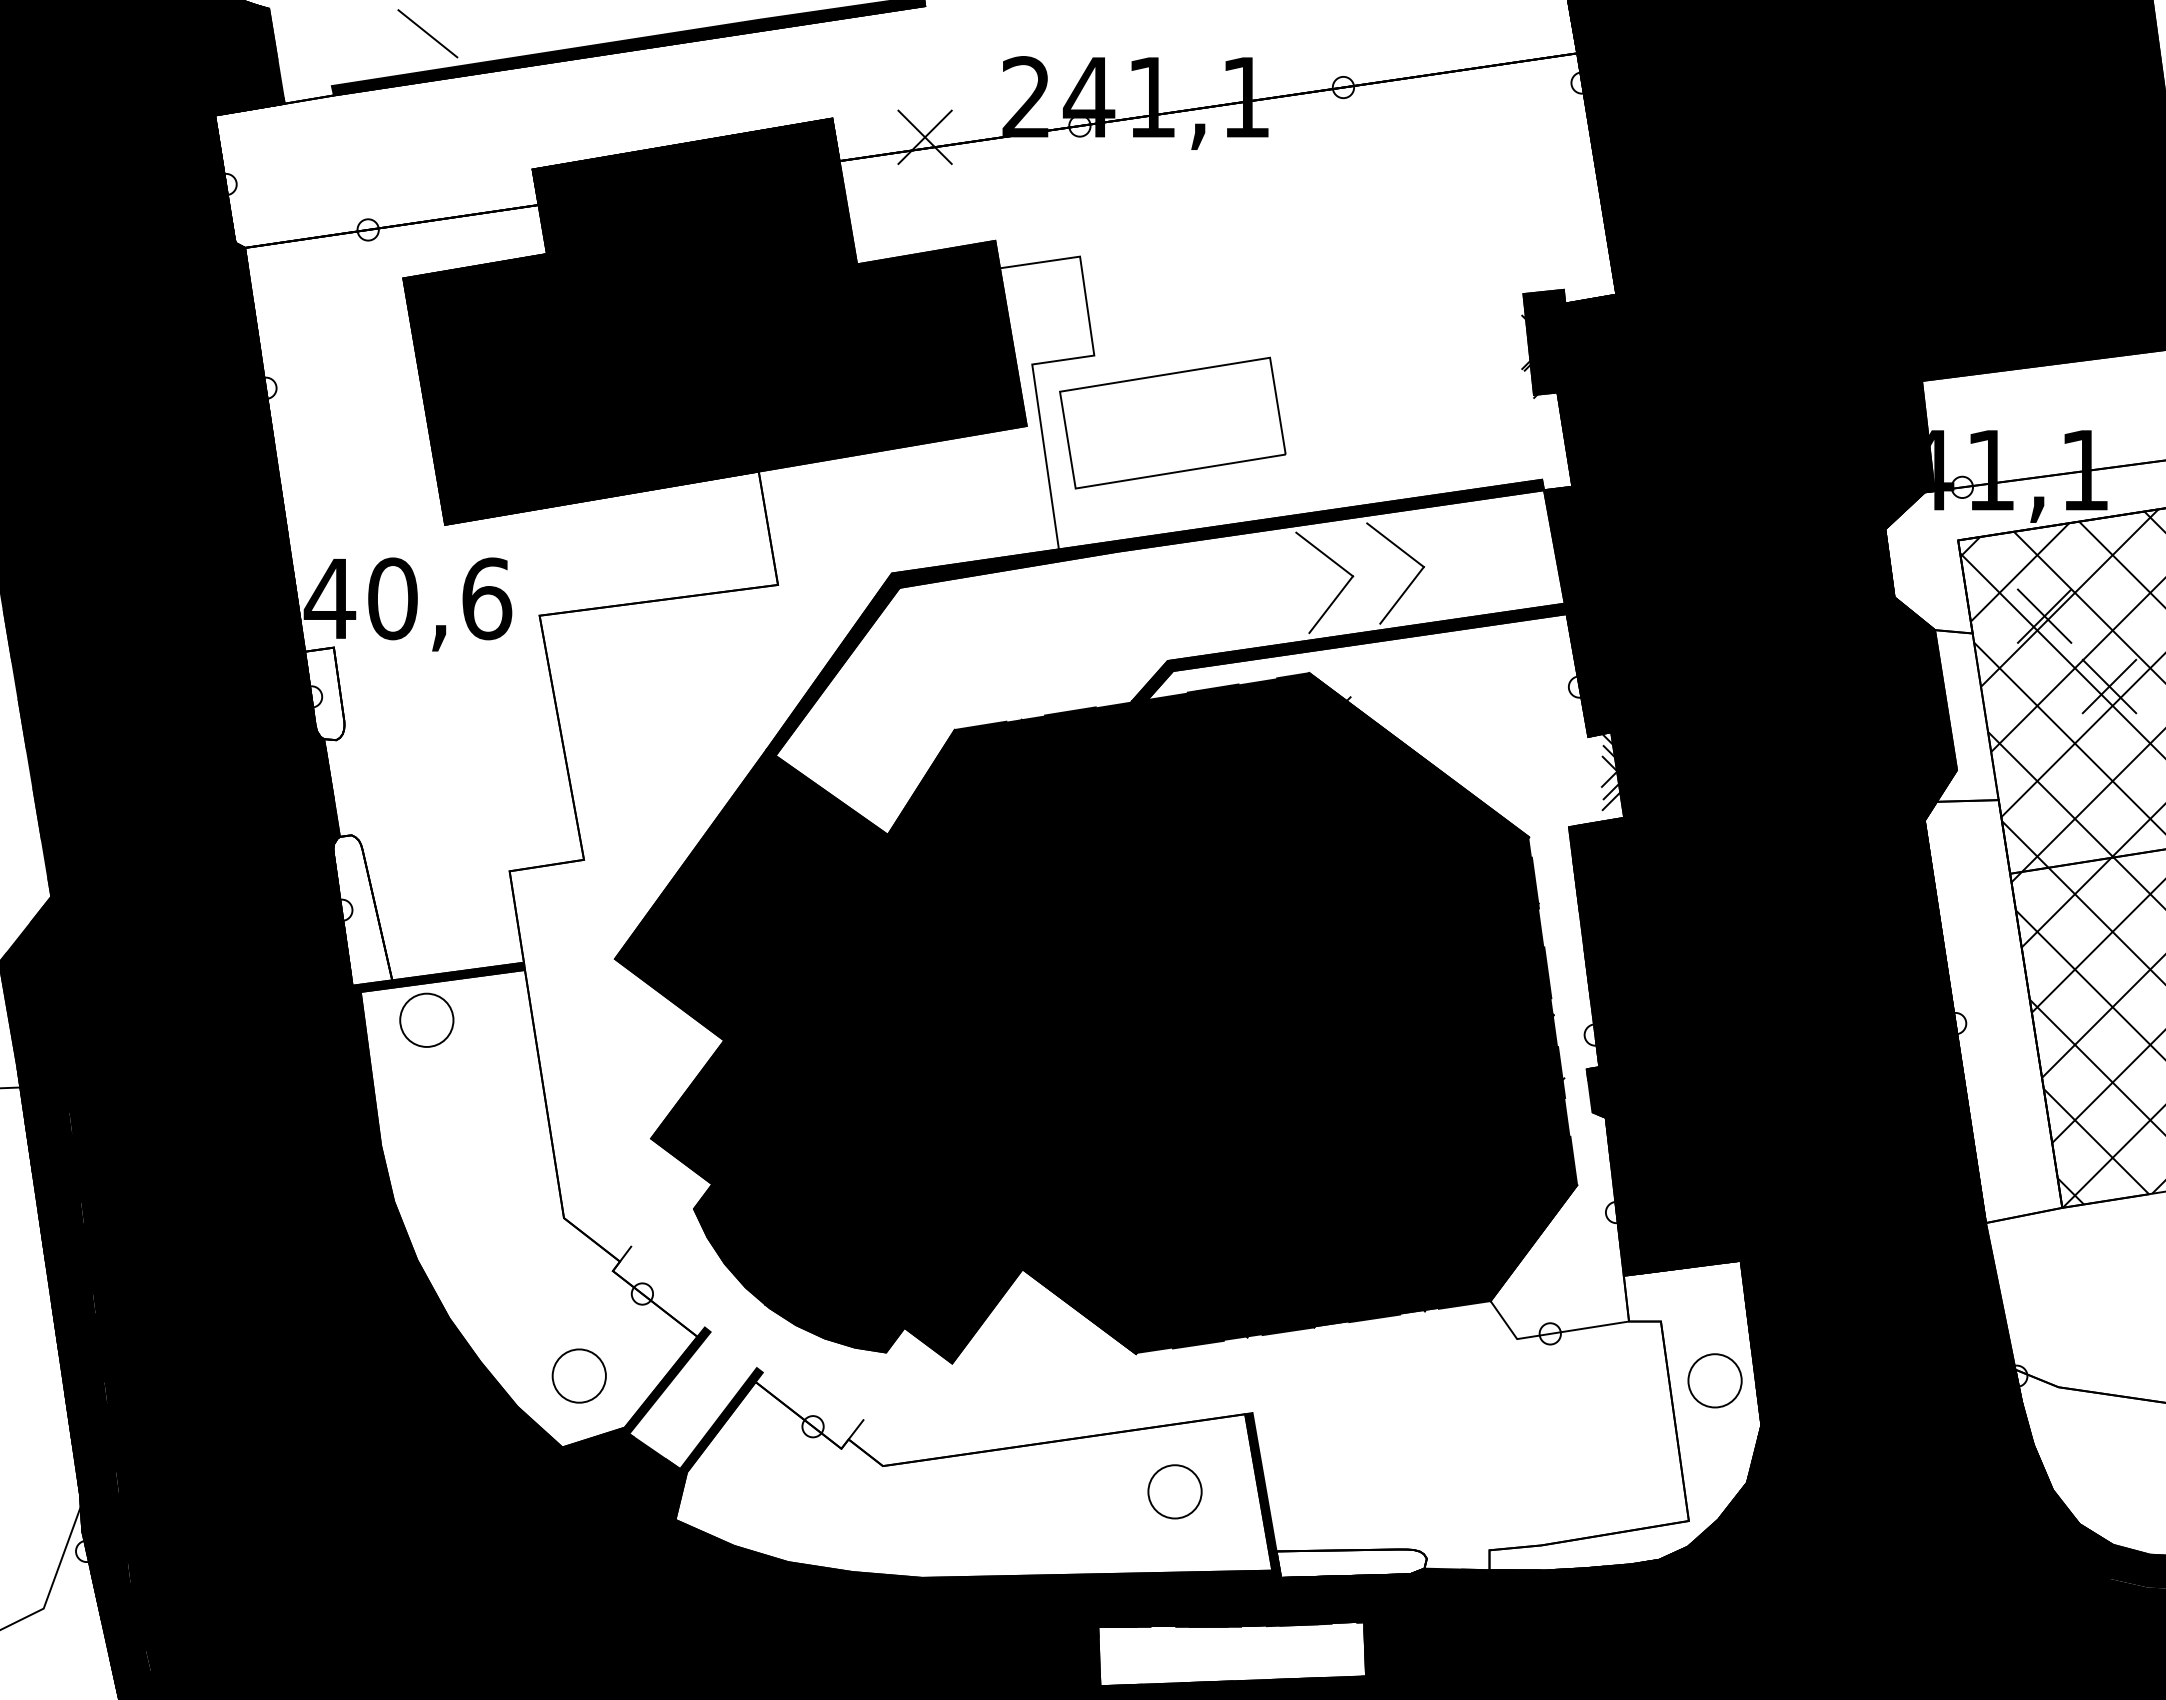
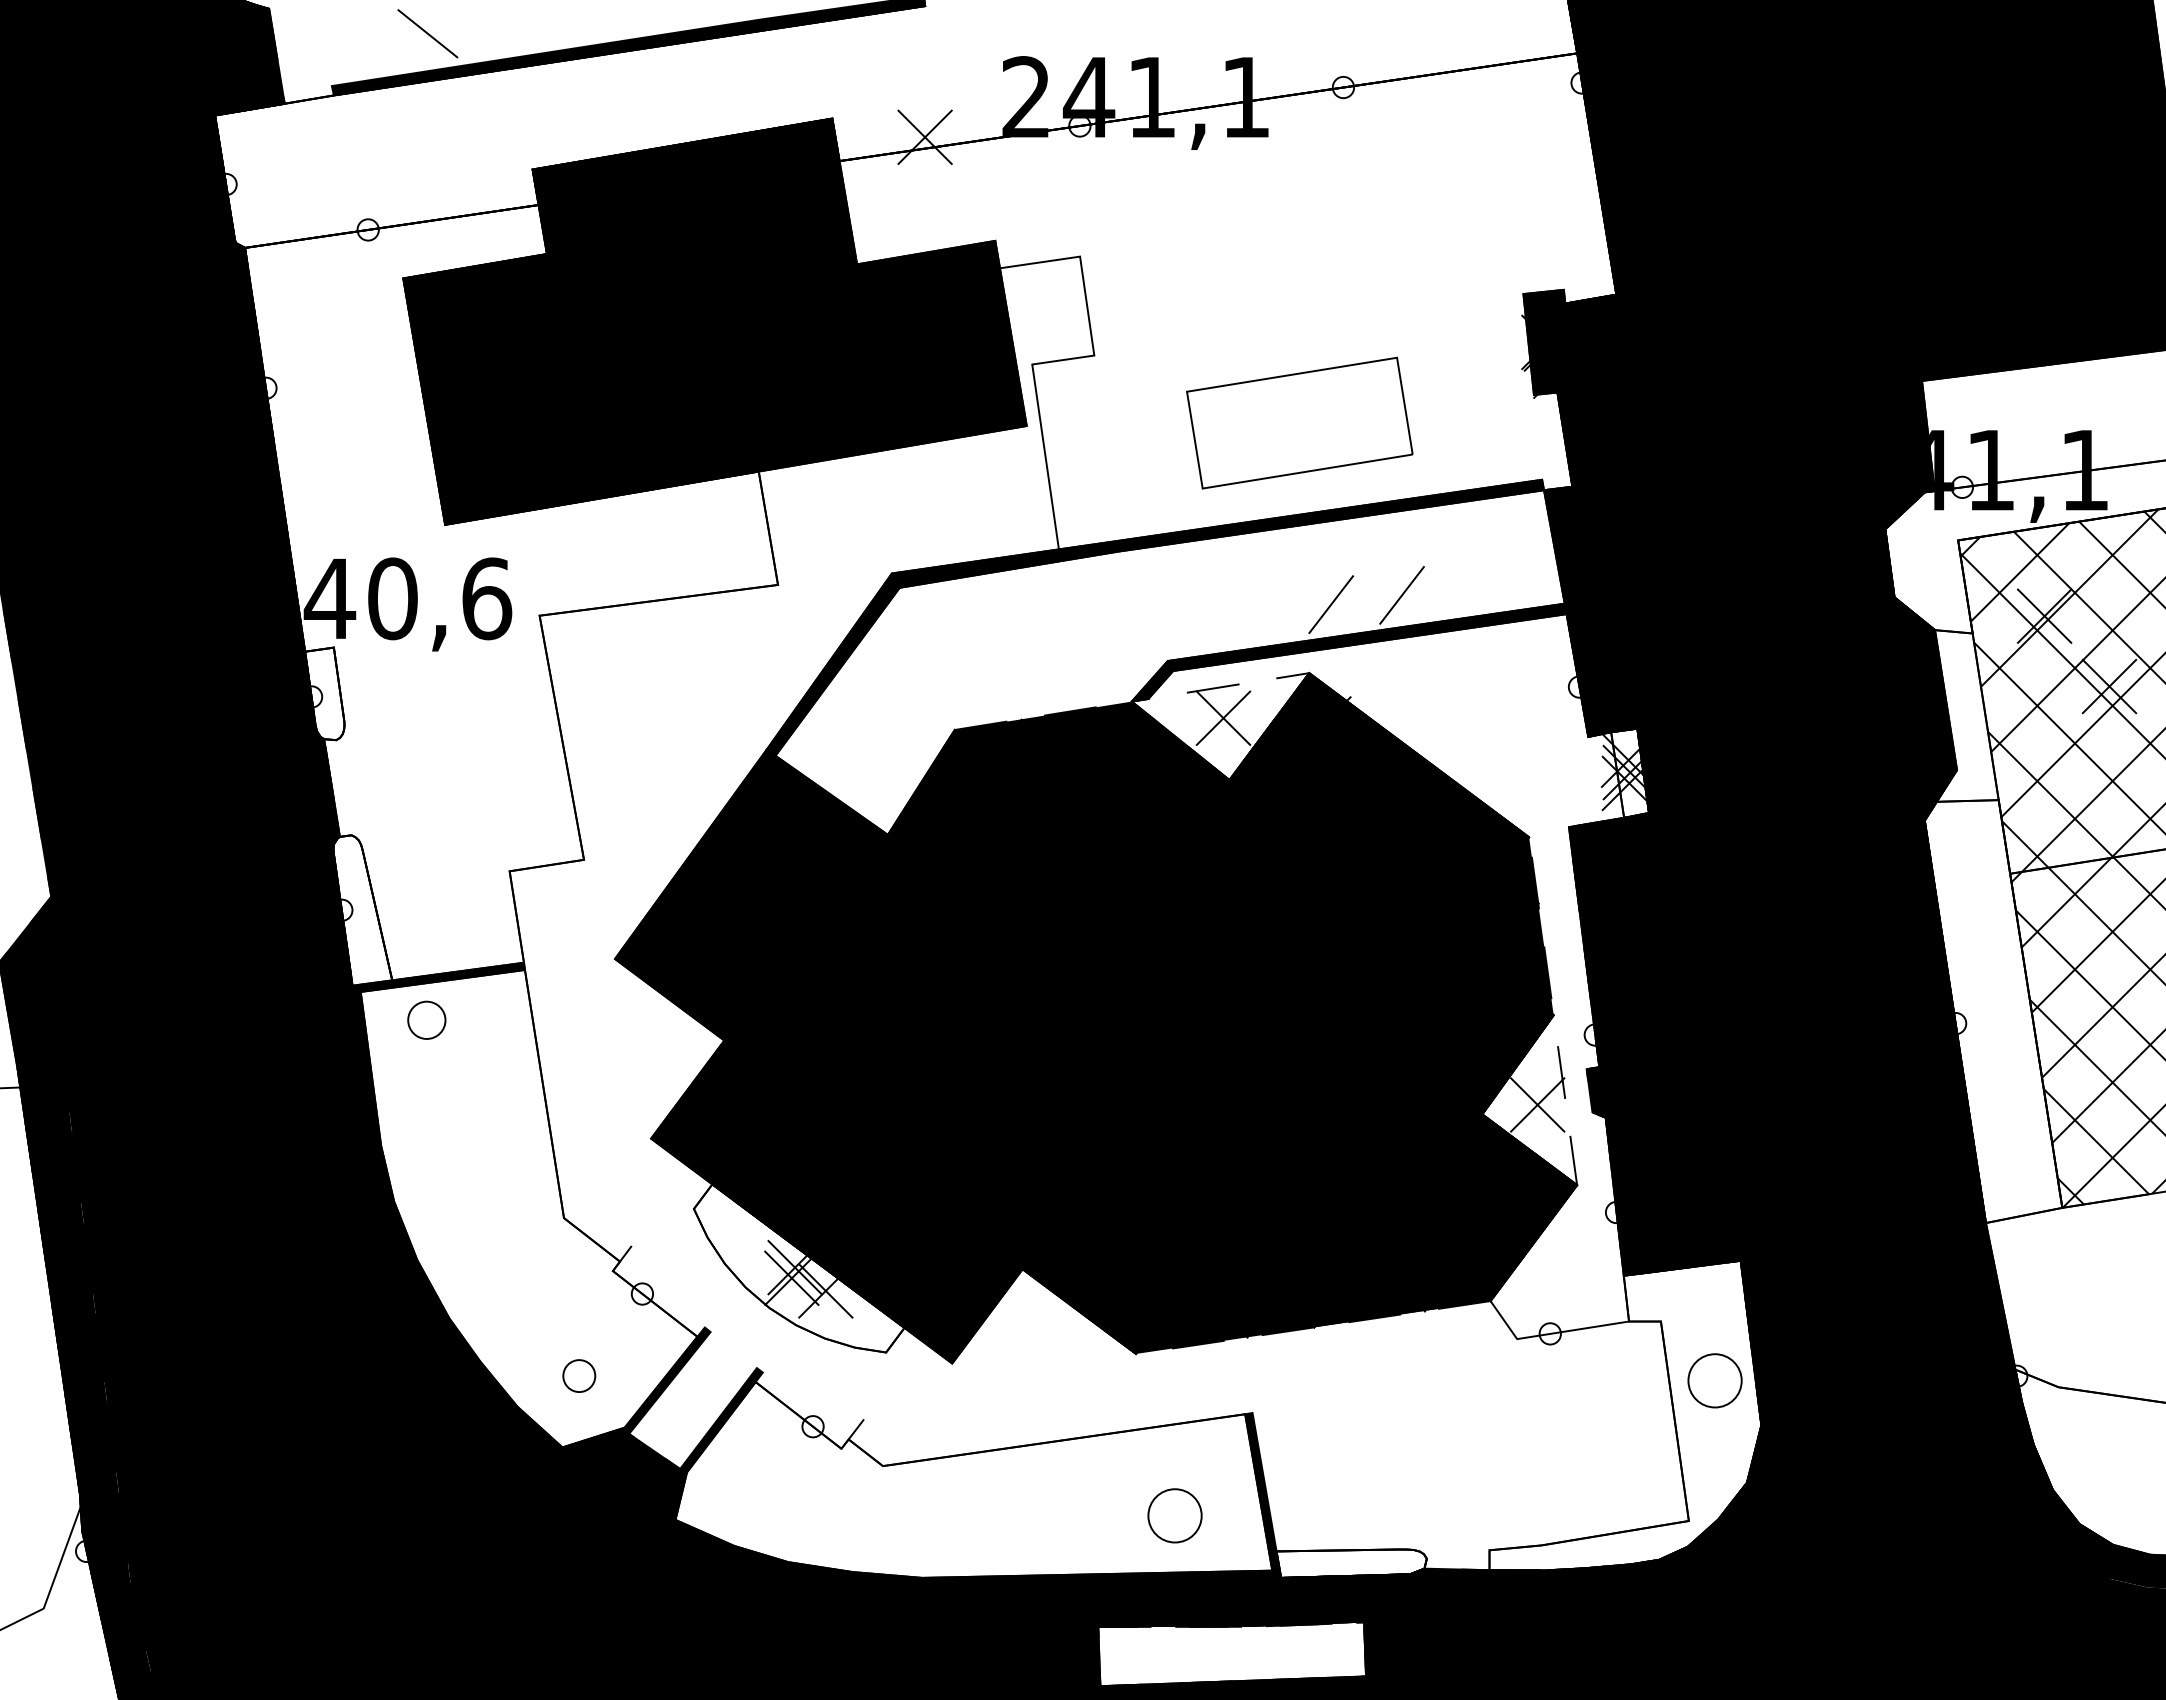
part position: (1172, 422) -> (1299, 422) (1299, 422)
line: present -> none (1395, 545)
line: present -> none (1324, 554)
fill: present -> none (1220, 726)
fill: present -> none (1629, 772)
circle diameter: 53 px -> 37 px (426, 1019)
fill: present -> none (1529, 1100)
fill: present -> none (798, 1268)
circle diameter: 53 px -> 32 px (579, 1376)
circle position: (1174, 1491) -> (1174, 1515) (1174, 1515)
